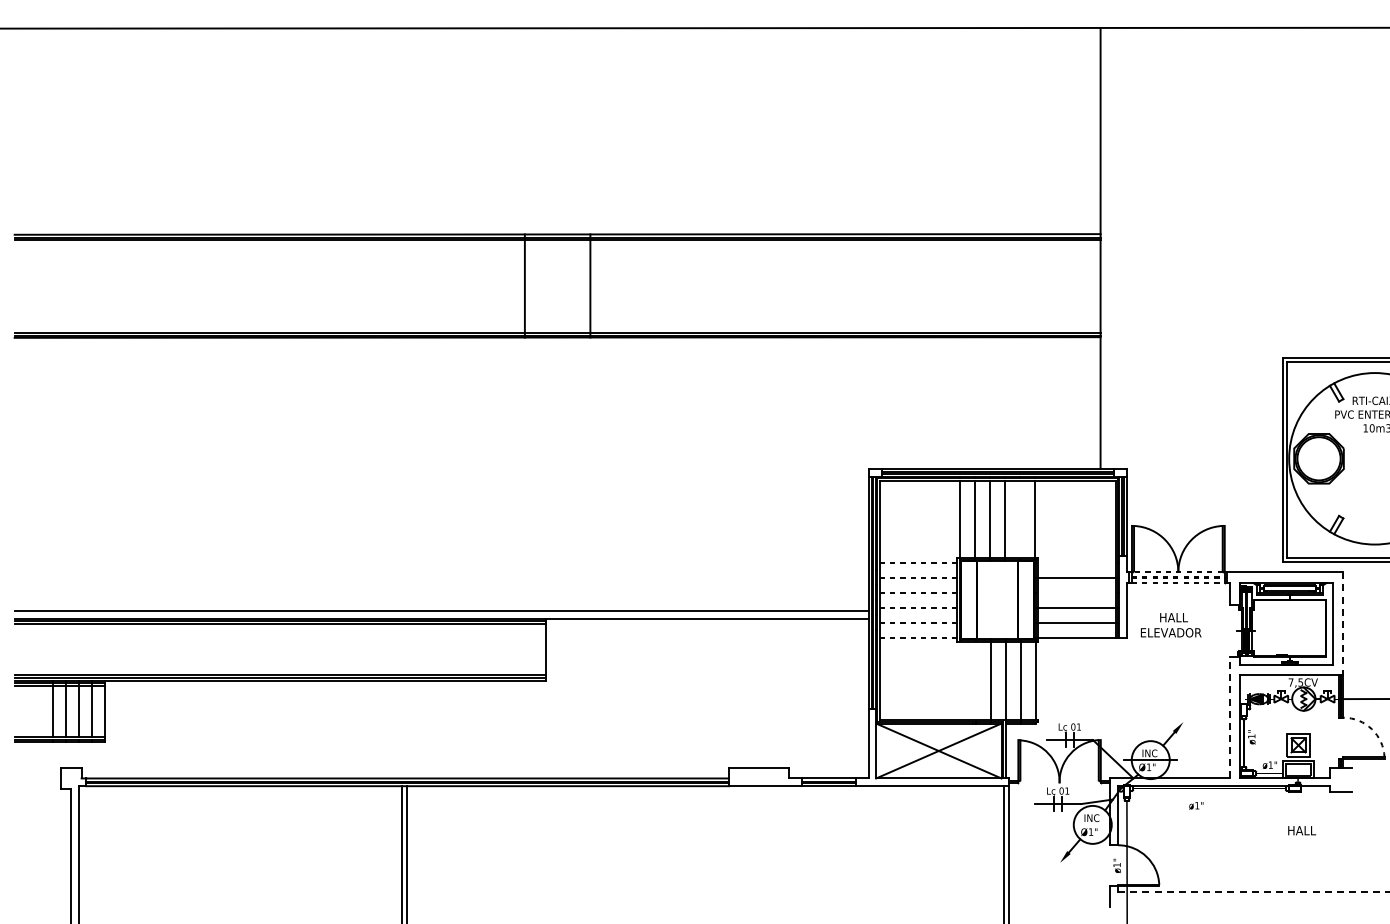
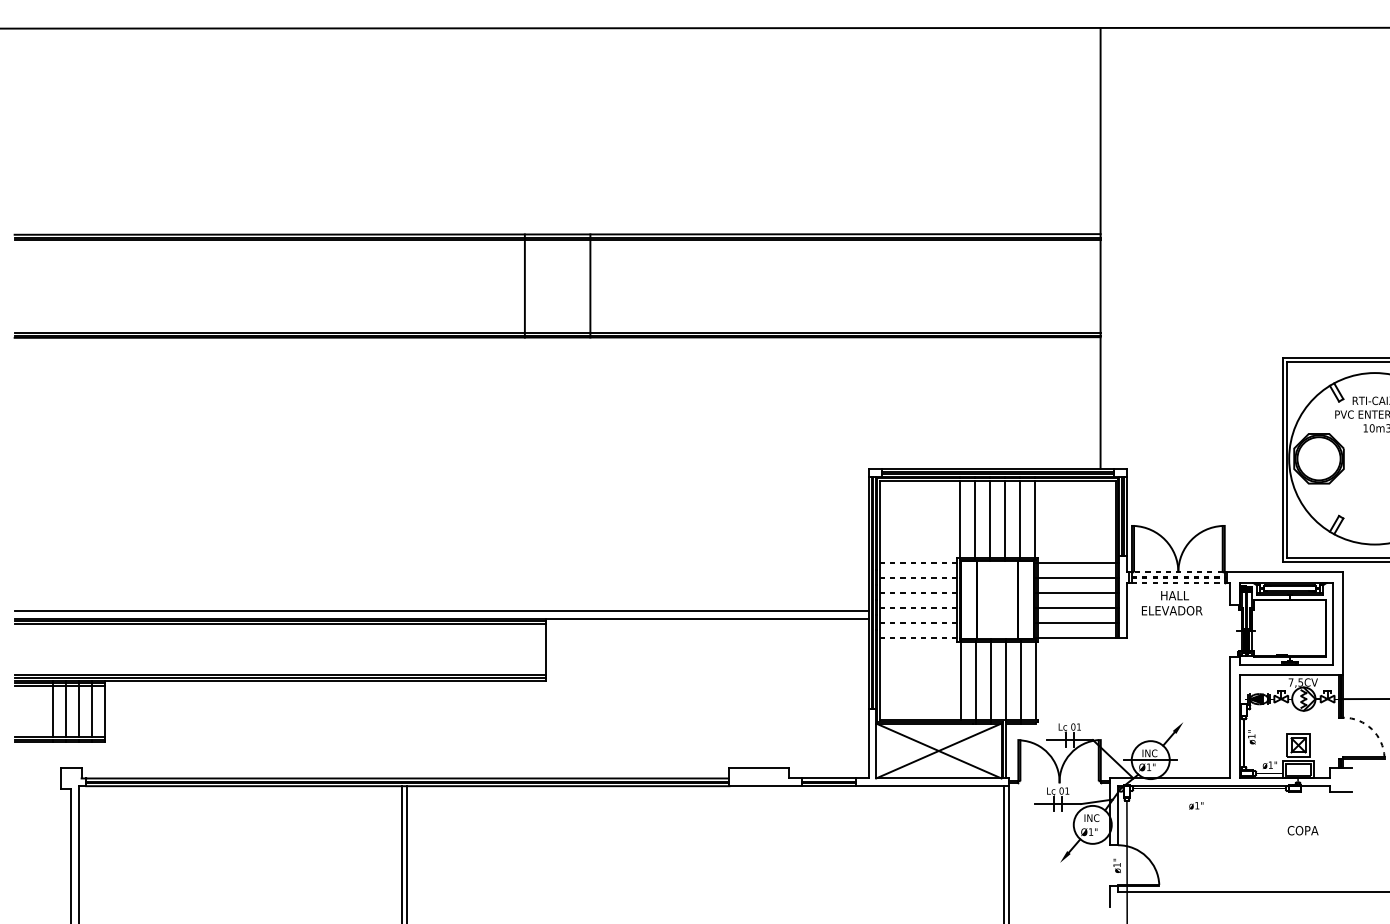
line: none -> present (1020, 518)
line: none -> present (1076, 562)
line: none -> present (1076, 592)
line: dashed -> solid (1343, 623)
text position: (1171, 625) -> (1172, 603) (1172, 603)
line: none -> present (960, 680)
line: none -> present (975, 680)
line: dashed -> solid (1229, 717)
text: HALL -> COPA (1302, 830)
line: dashed -> solid (1253, 892)
